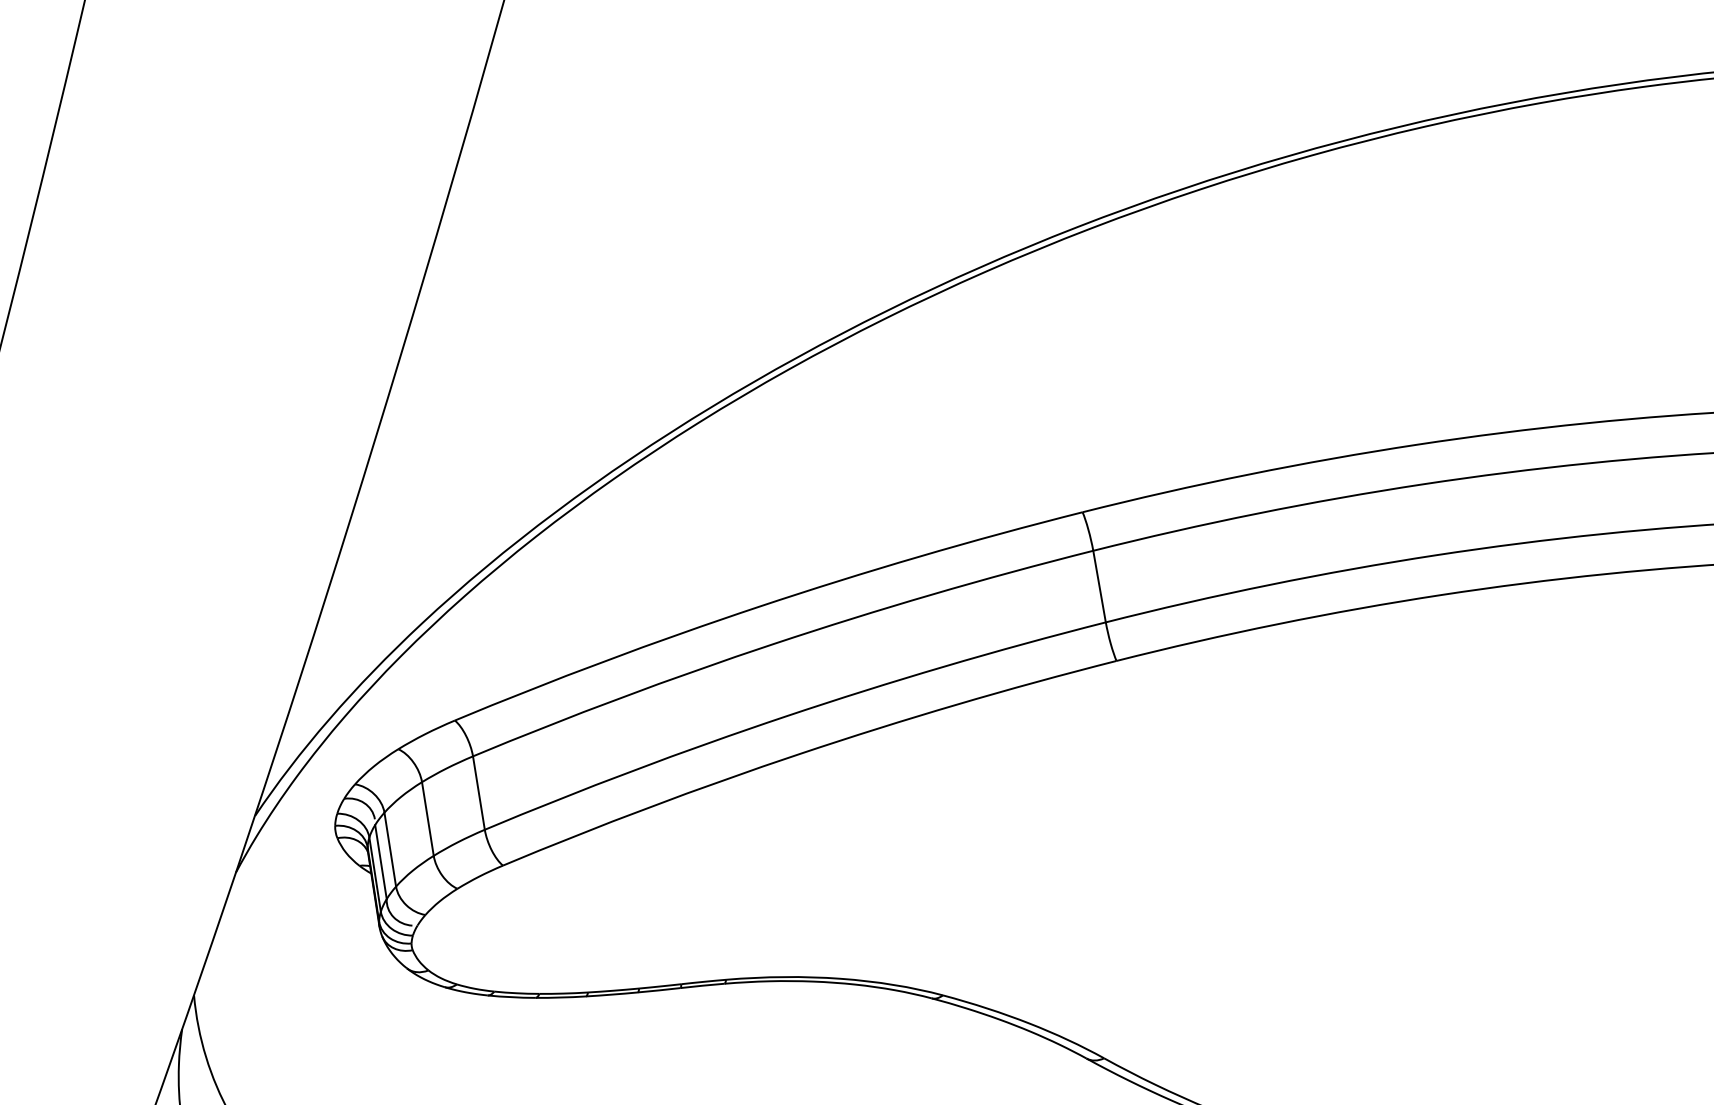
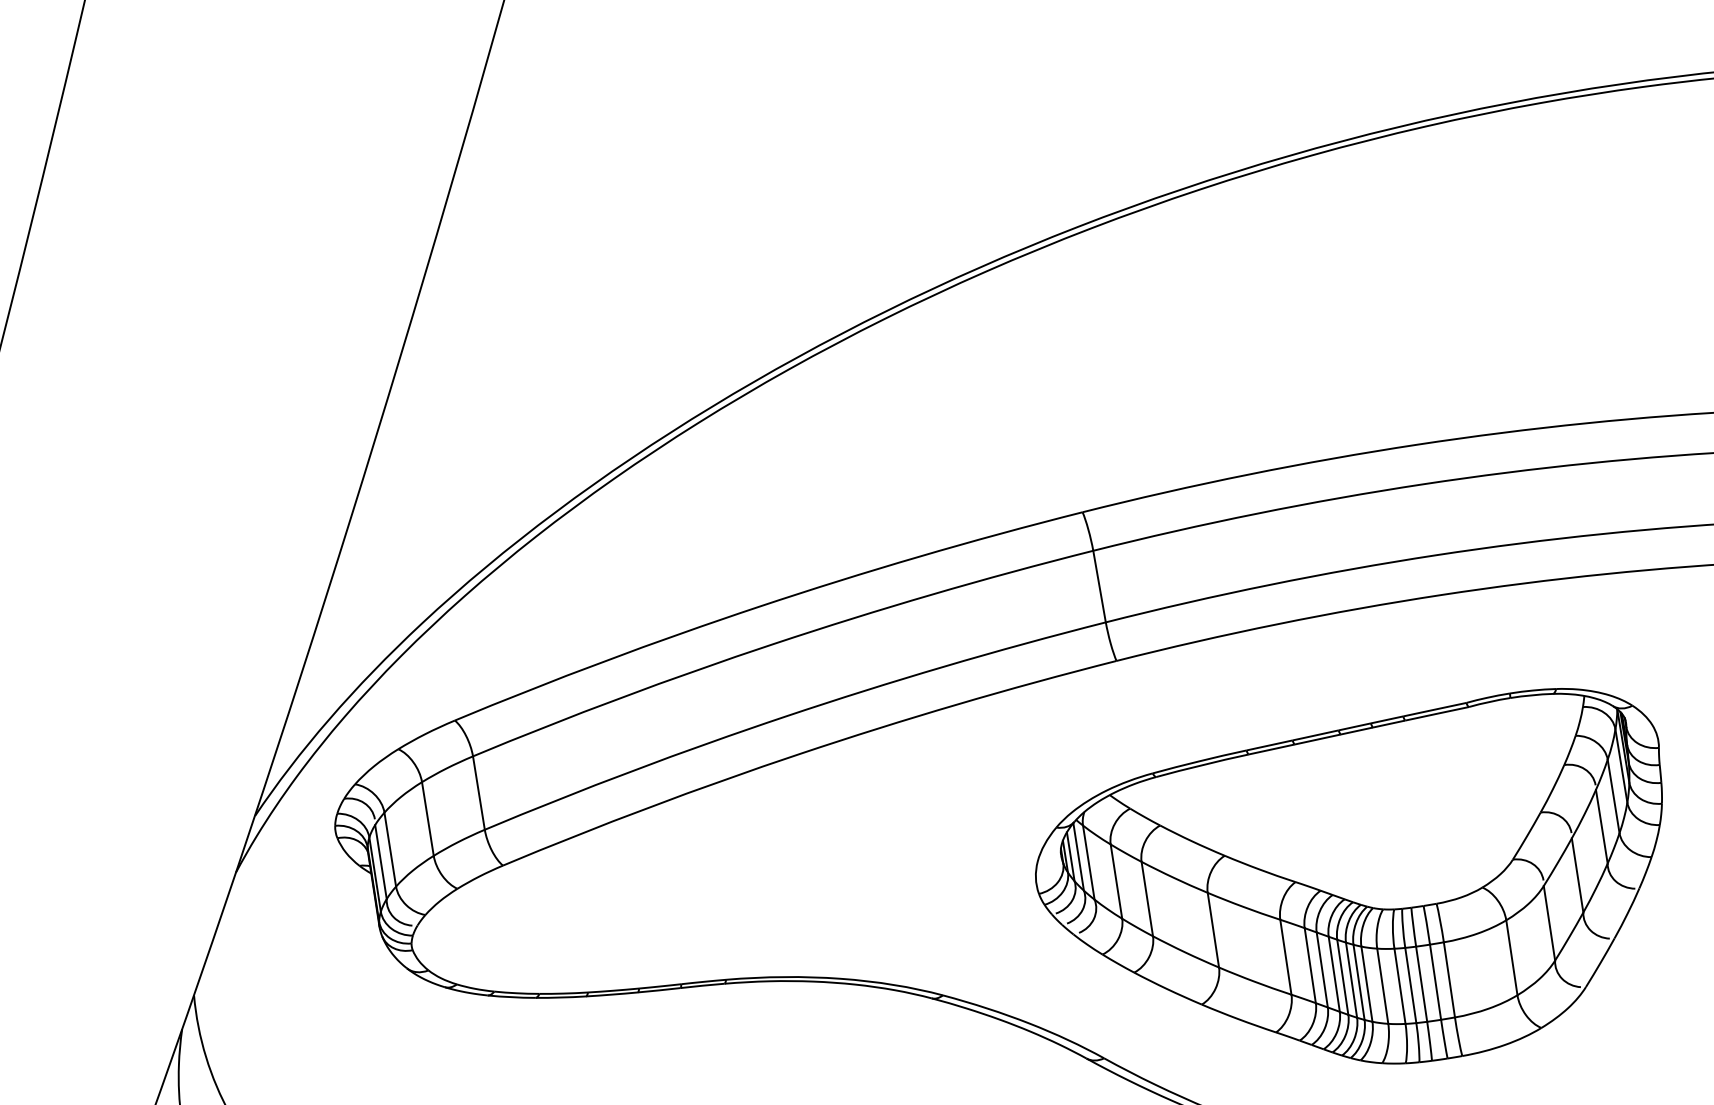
part: none -> present (1348, 876)
